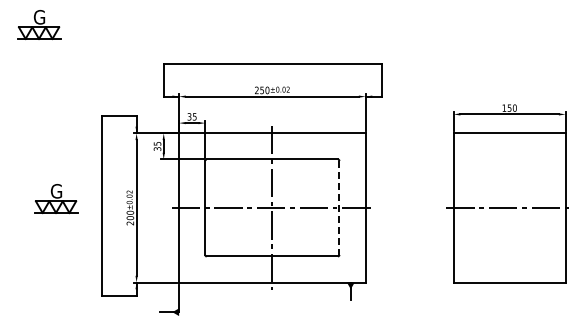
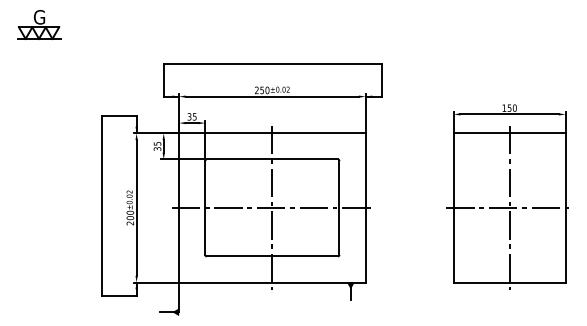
part: present -> none (56, 199)
line: dashed -> solid (339, 207)
line: none -> present (509, 207)
